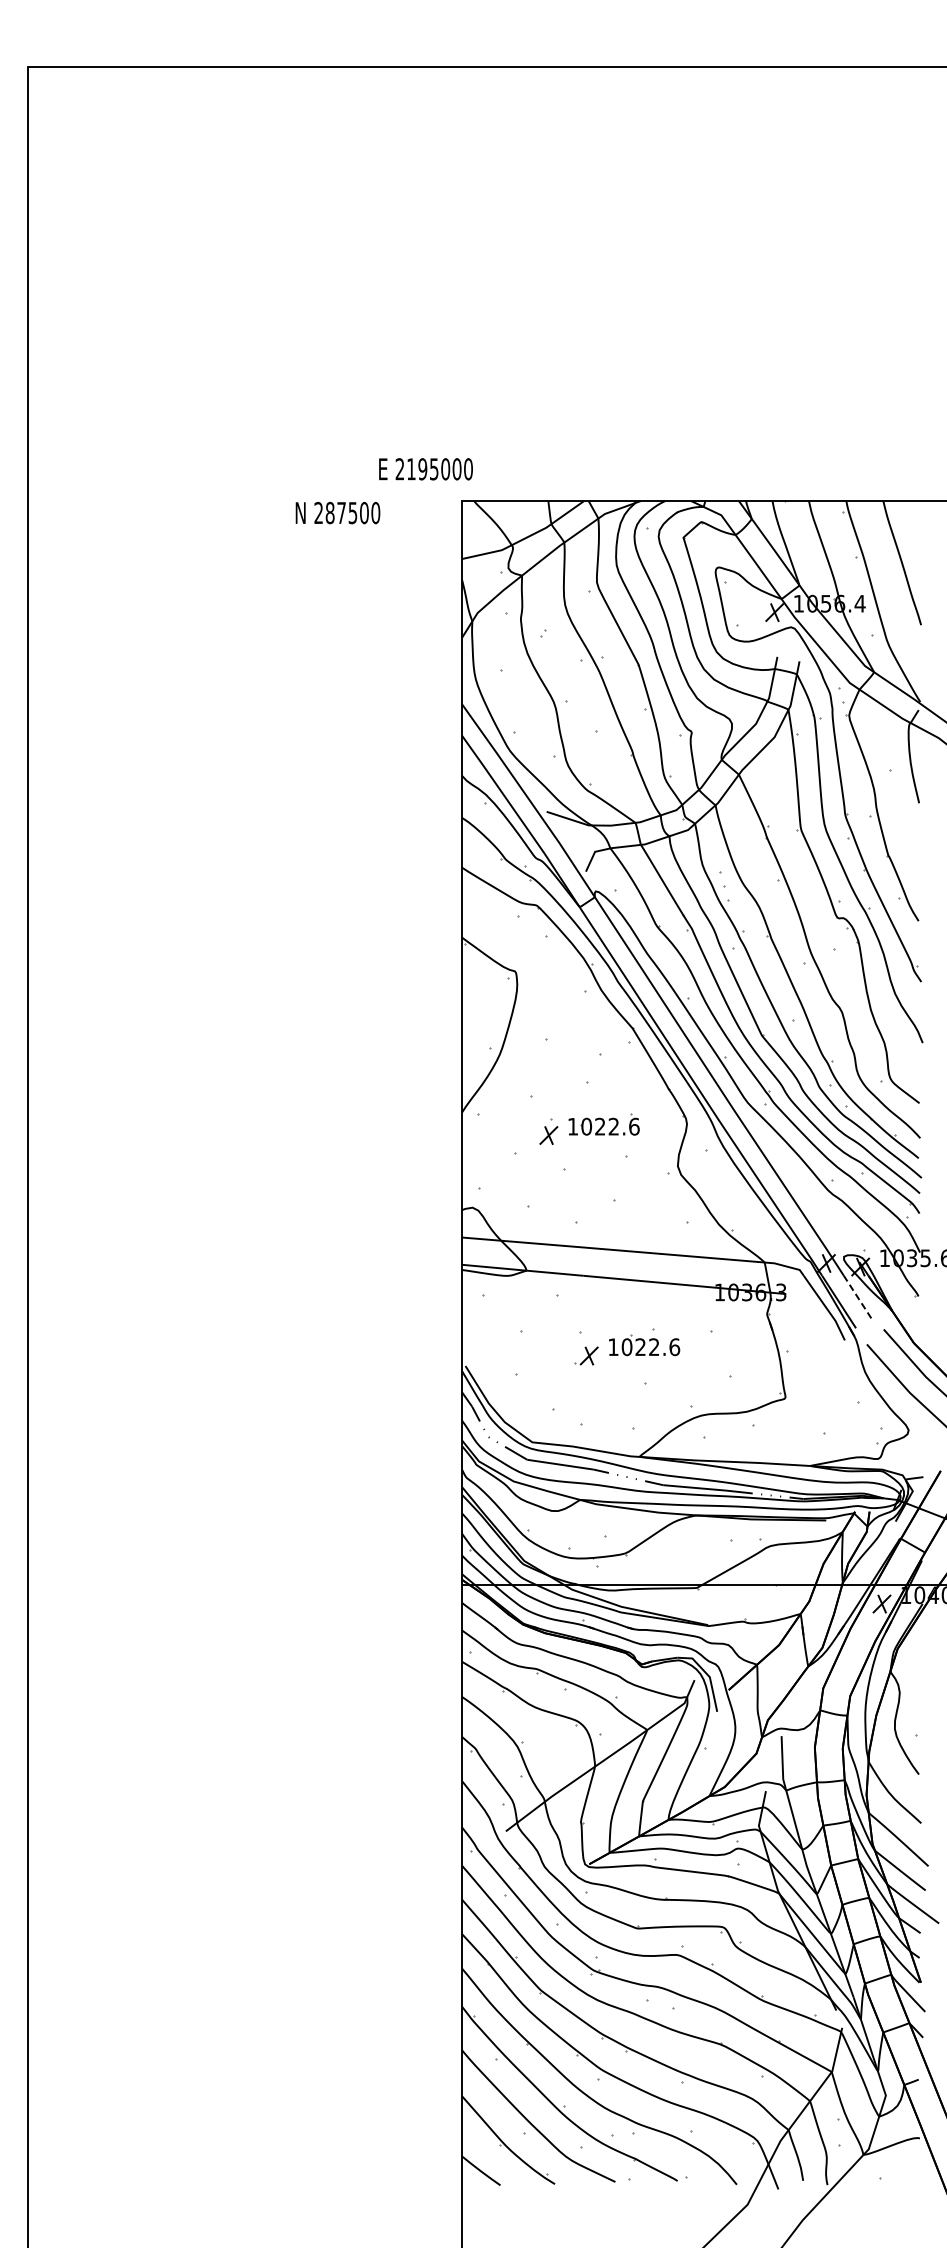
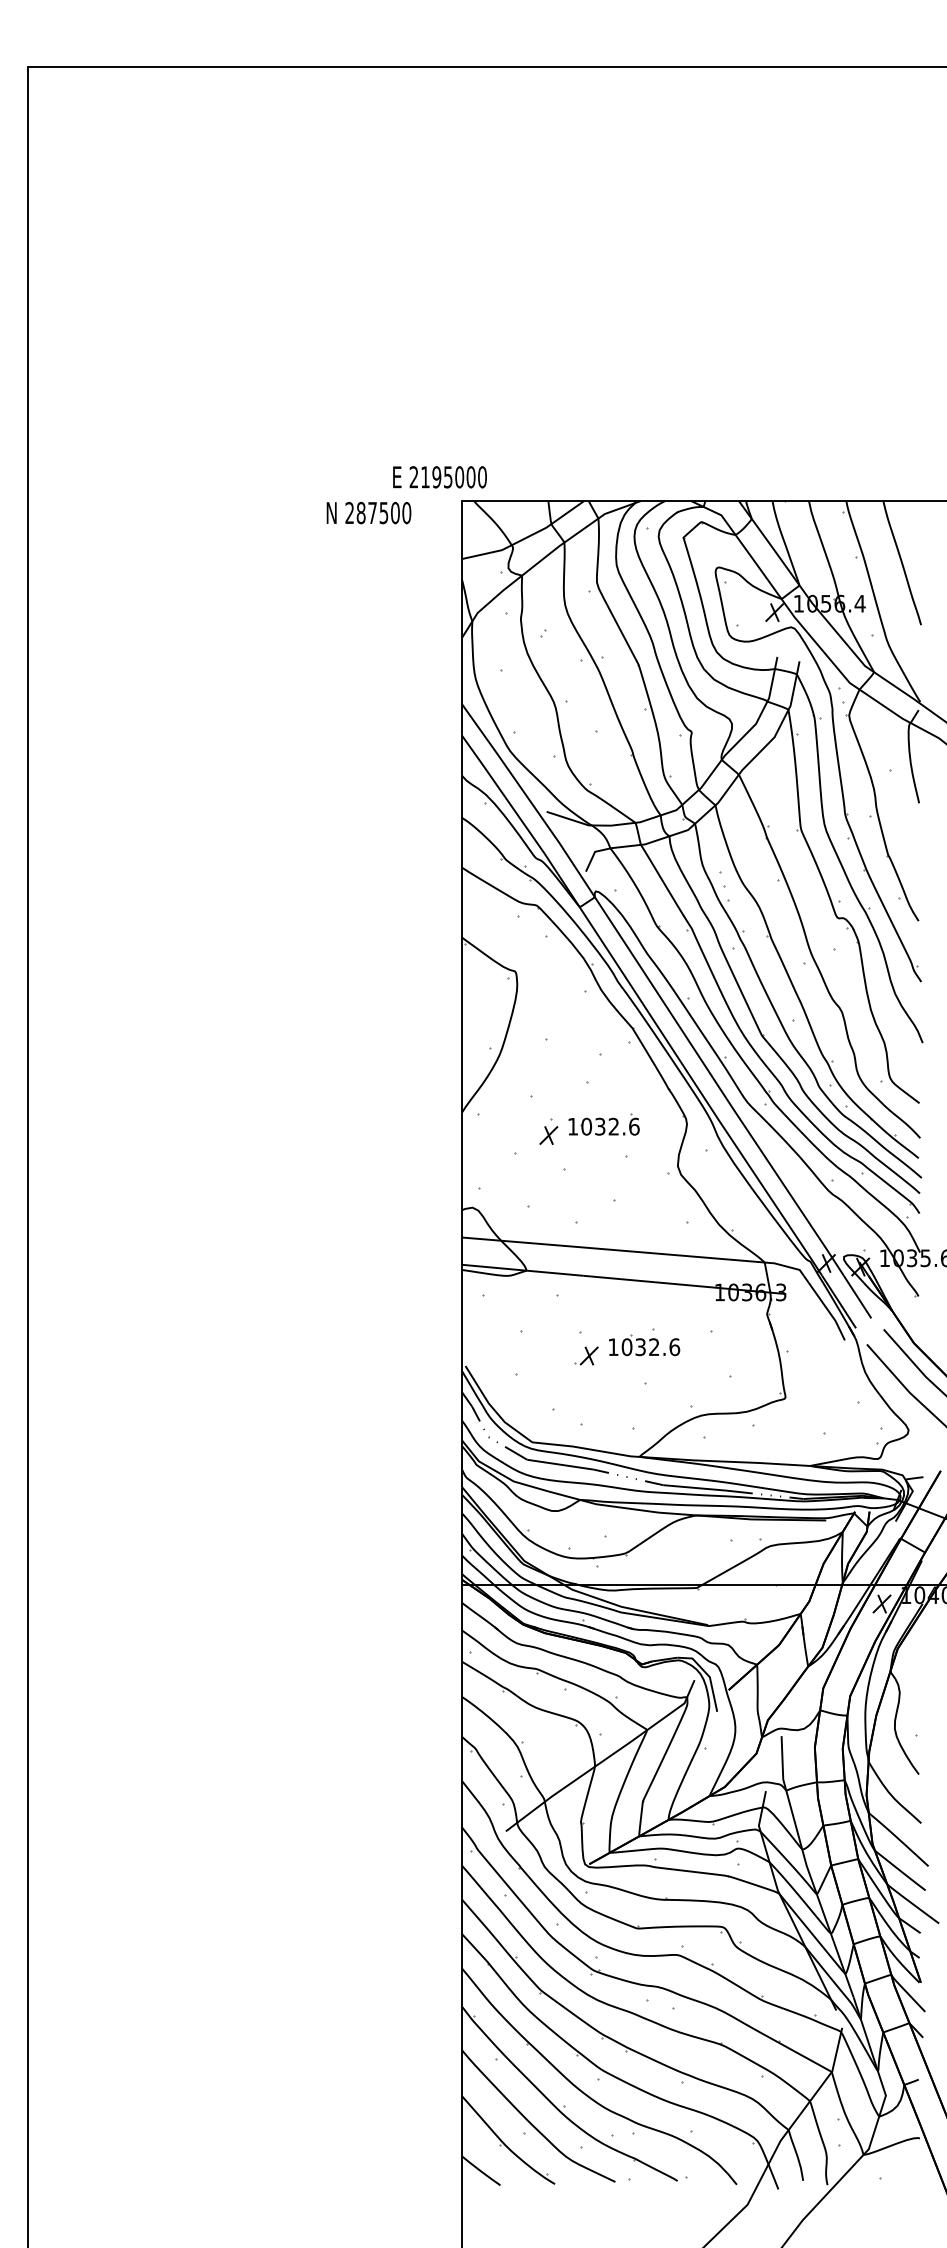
text position: (425, 469) -> (439, 477) (439, 477)
text position: (337, 512) -> (368, 512) (368, 512)
text: 1022.6 -> 1032.6 (600, 1126)
line: dashed -> solid (857, 1296)
text: 1022.6 -> 1032.6 (640, 1347)
